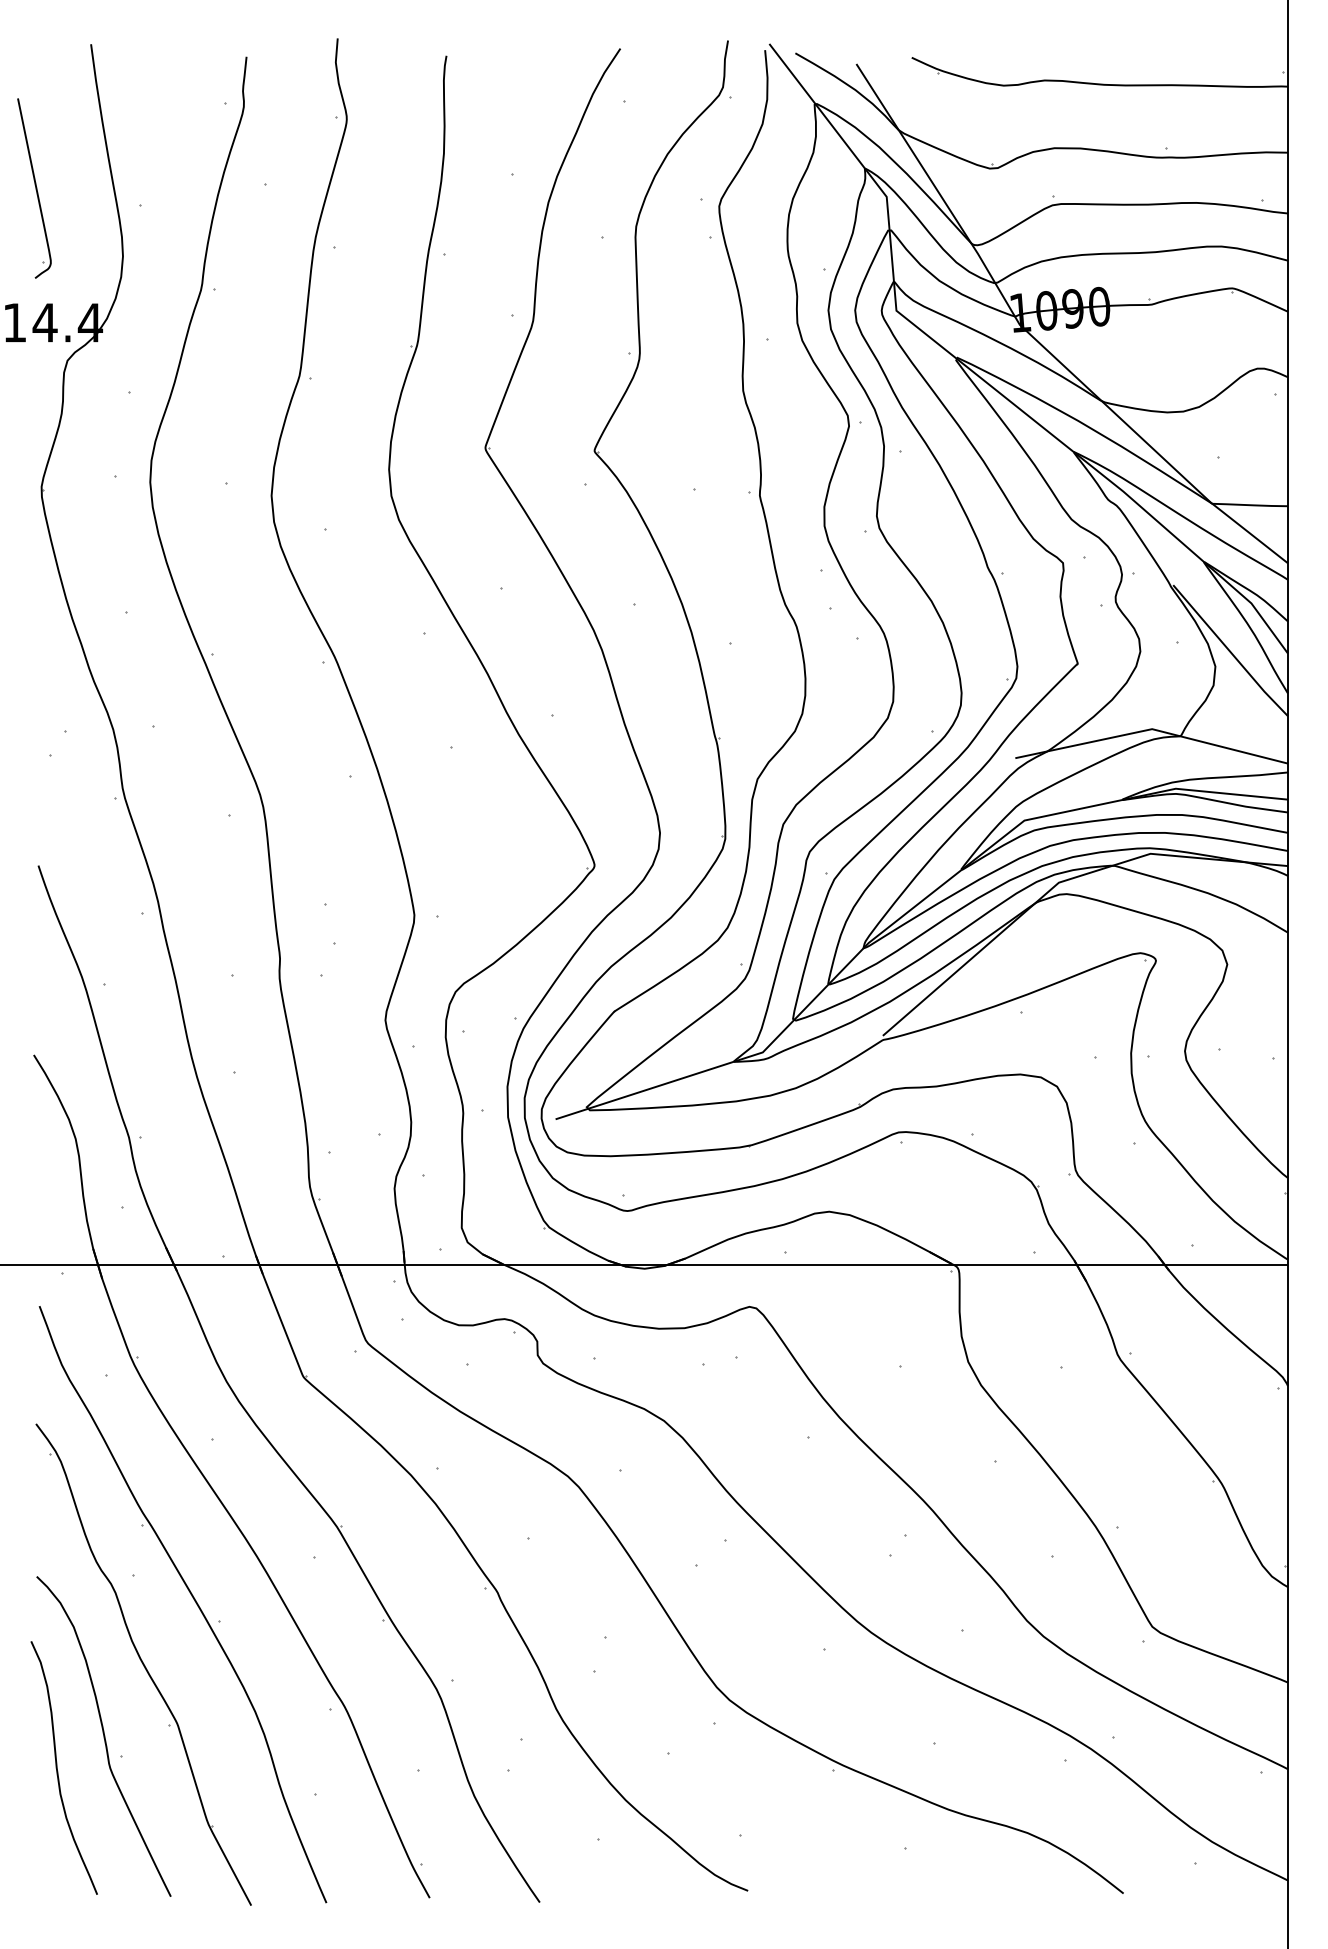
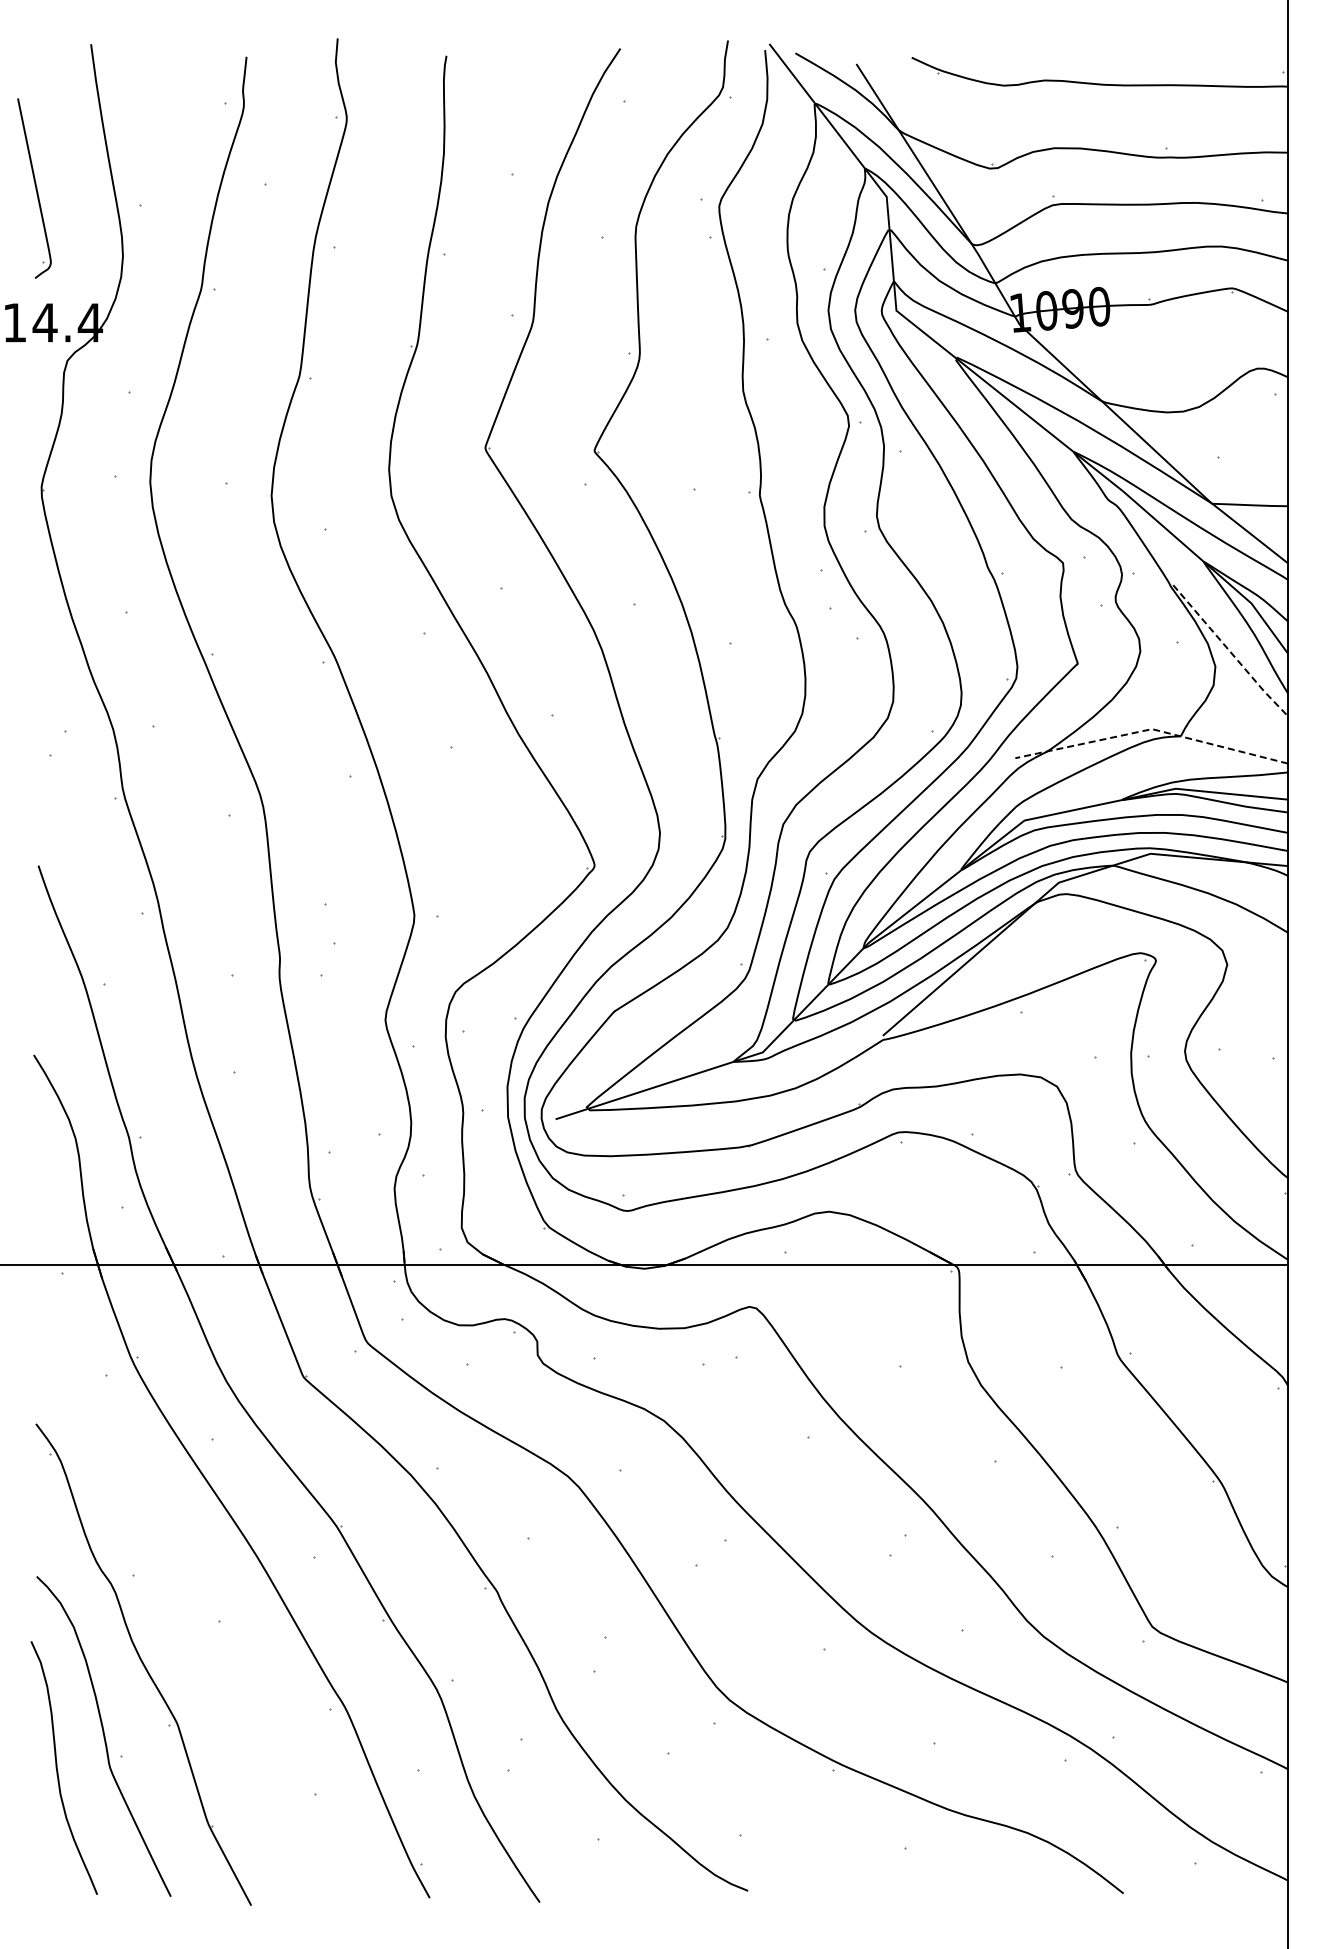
line: solid -> dashed (1230, 651)
line: solid -> dashed (1152, 729)
part: present -> none (191, 1596)
